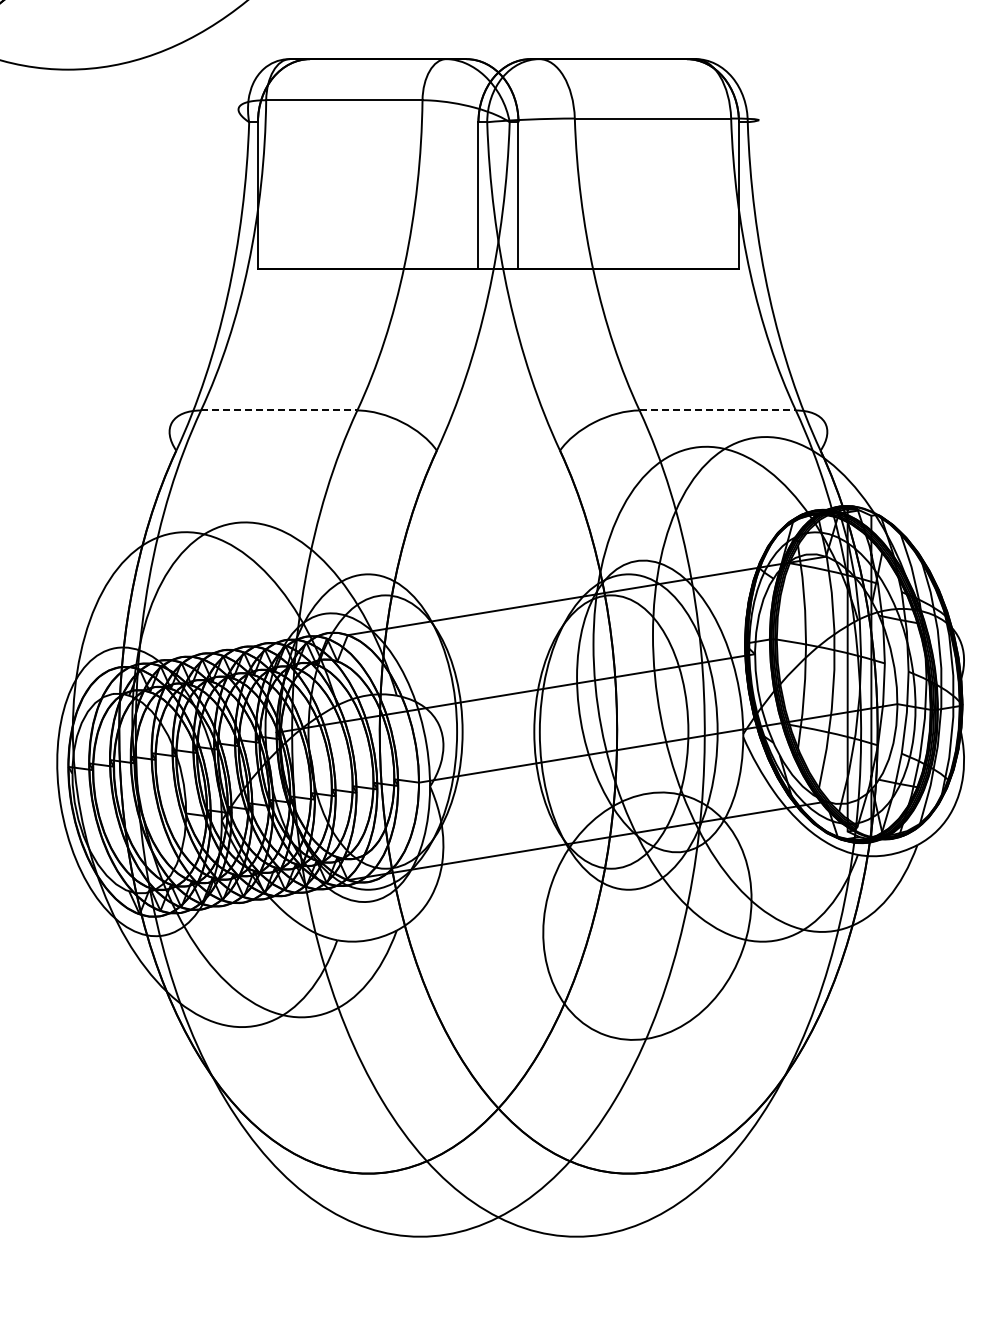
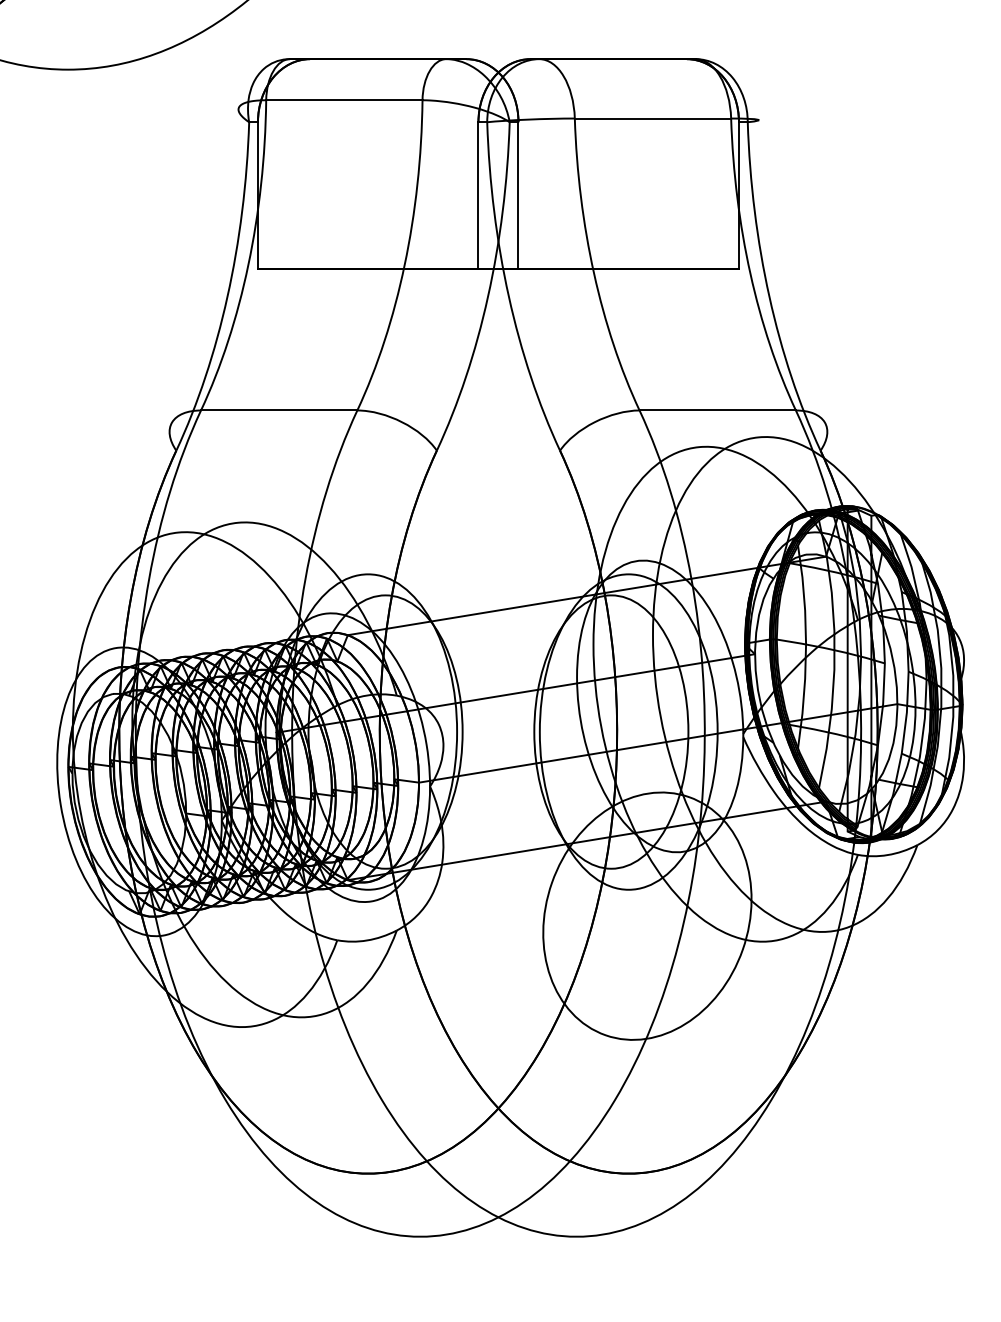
line: dashed -> solid (279, 410)
line: dashed -> solid (718, 410)
